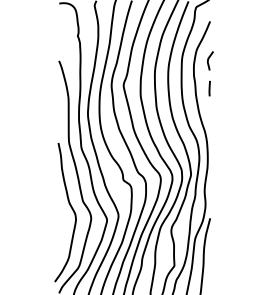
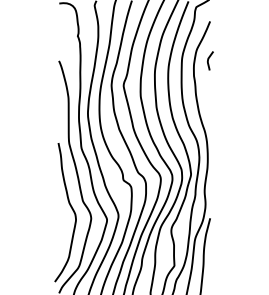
line: present -> none (209, 88)
